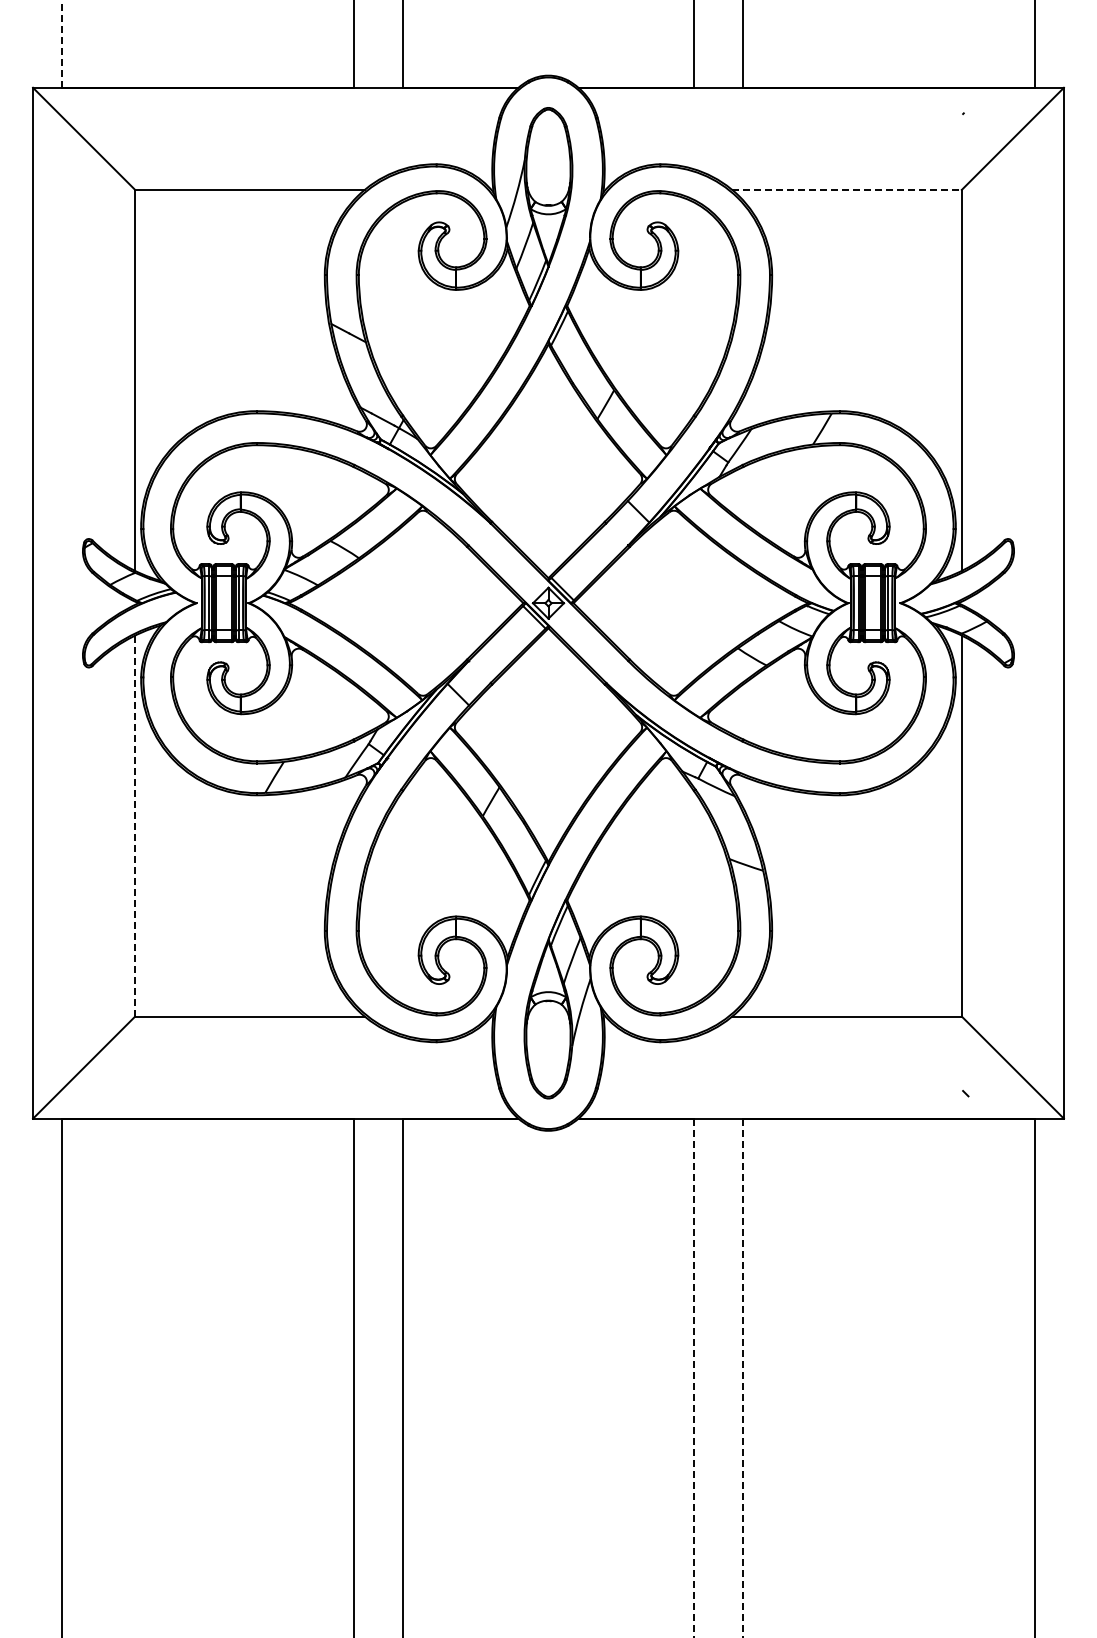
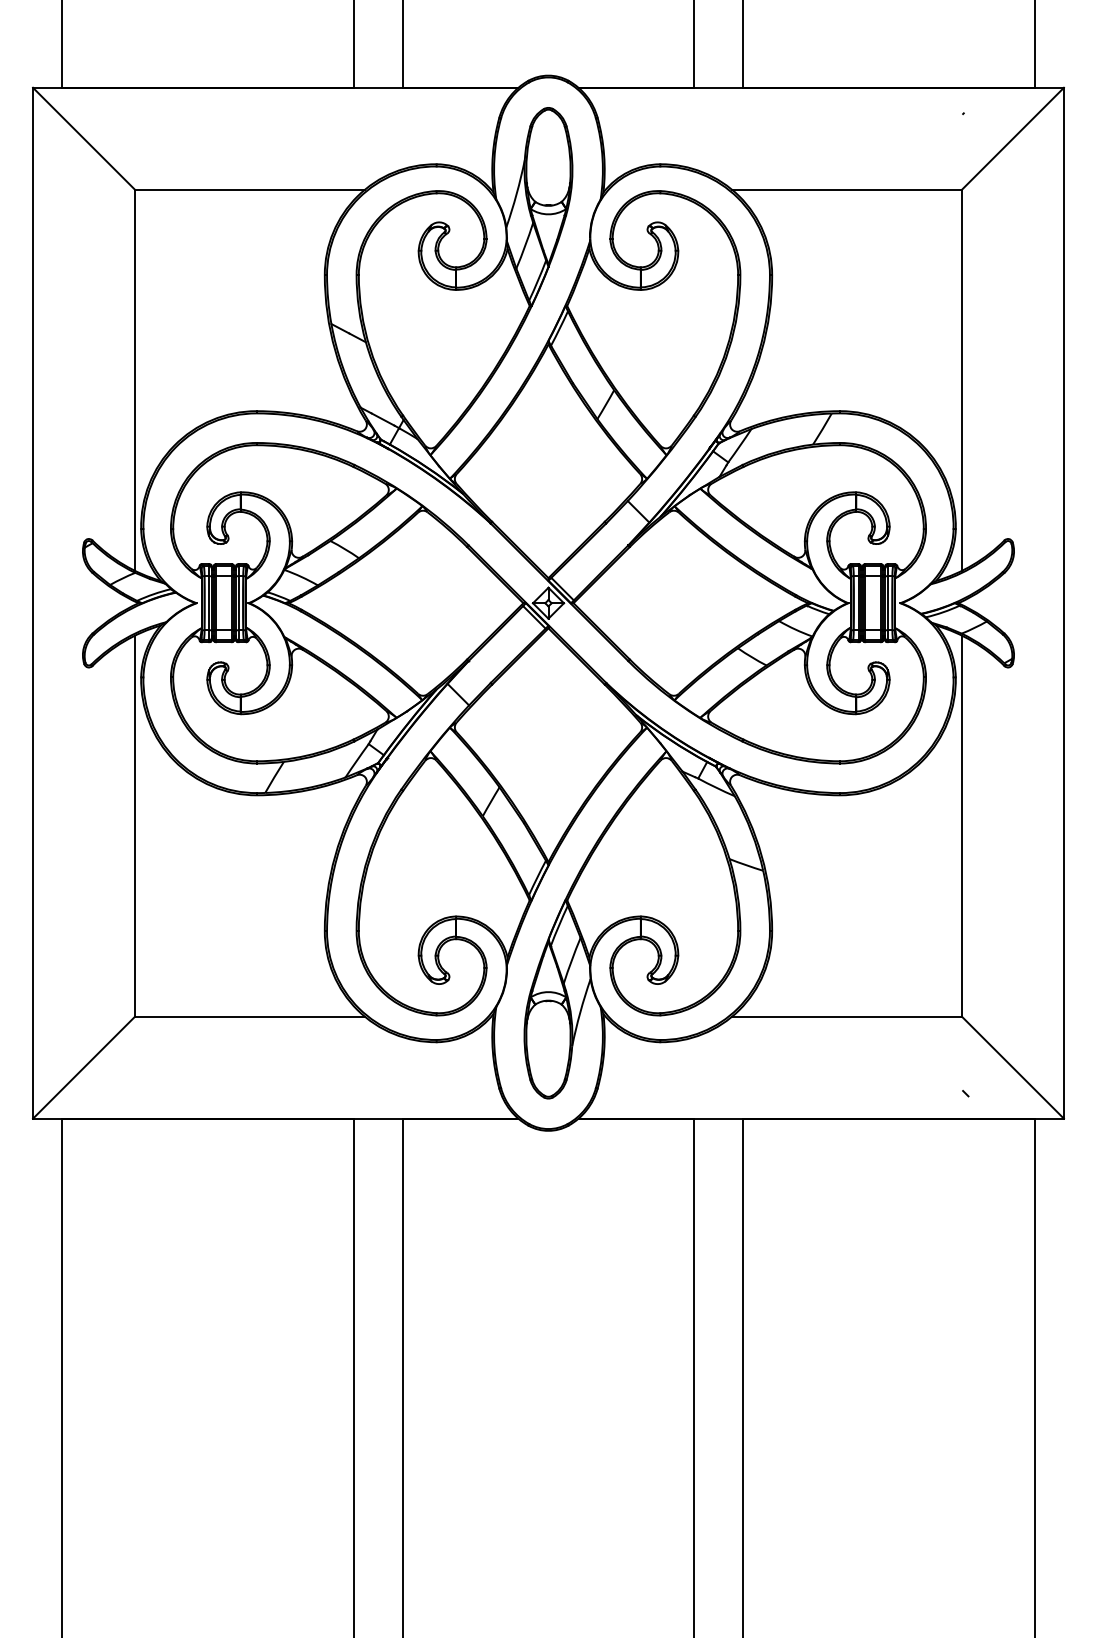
line: dashed -> solid (62, 43)
line: dashed -> solid (847, 189)
line: dashed -> solid (135, 826)
line: dashed -> solid (694, 1378)
line: dashed -> solid (743, 1378)
